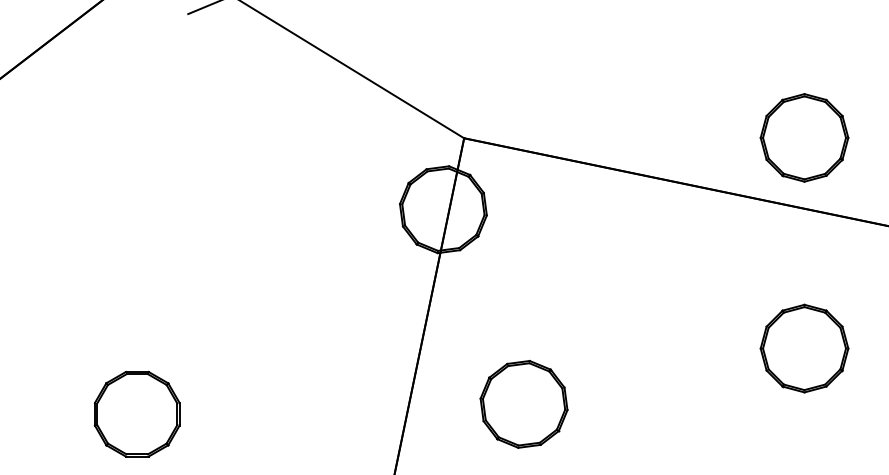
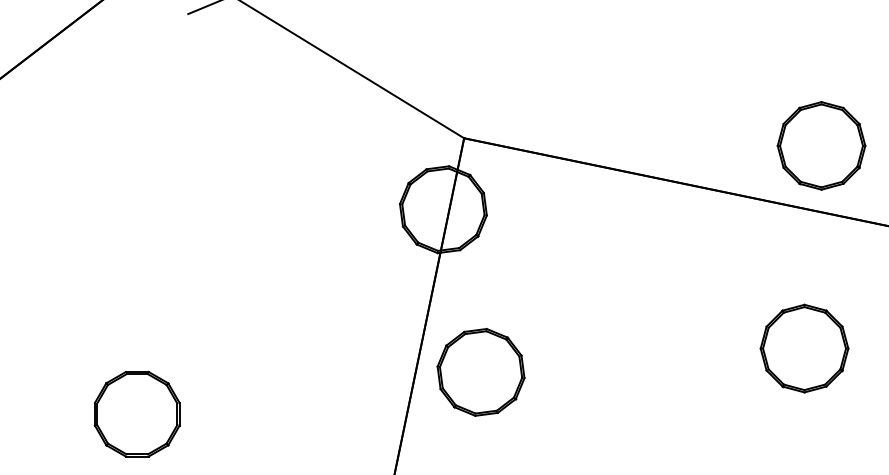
part position: (804, 137) -> (821, 145) (821, 145)
part position: (523, 404) -> (480, 372) (480, 372)
